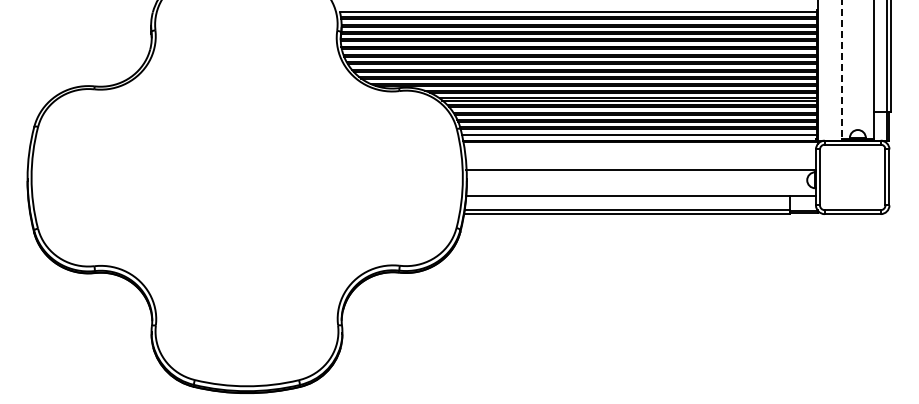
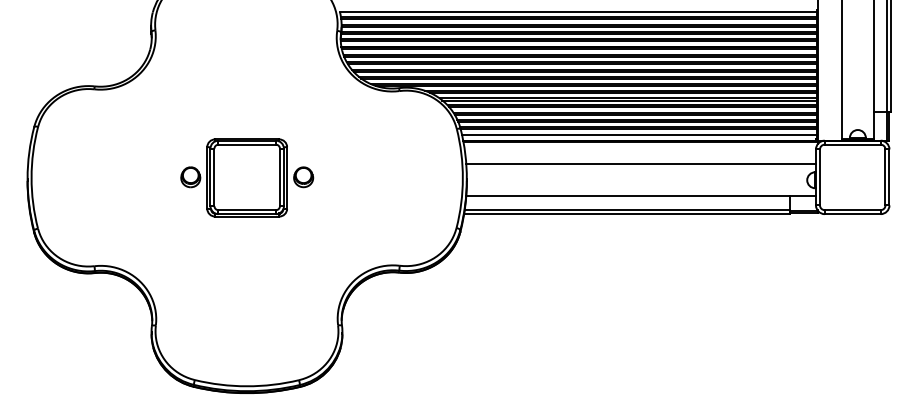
line: dashed -> solid (841, 69)
line position: (640, 170) -> (640, 164) (640, 164)
part: none -> present (247, 177)
